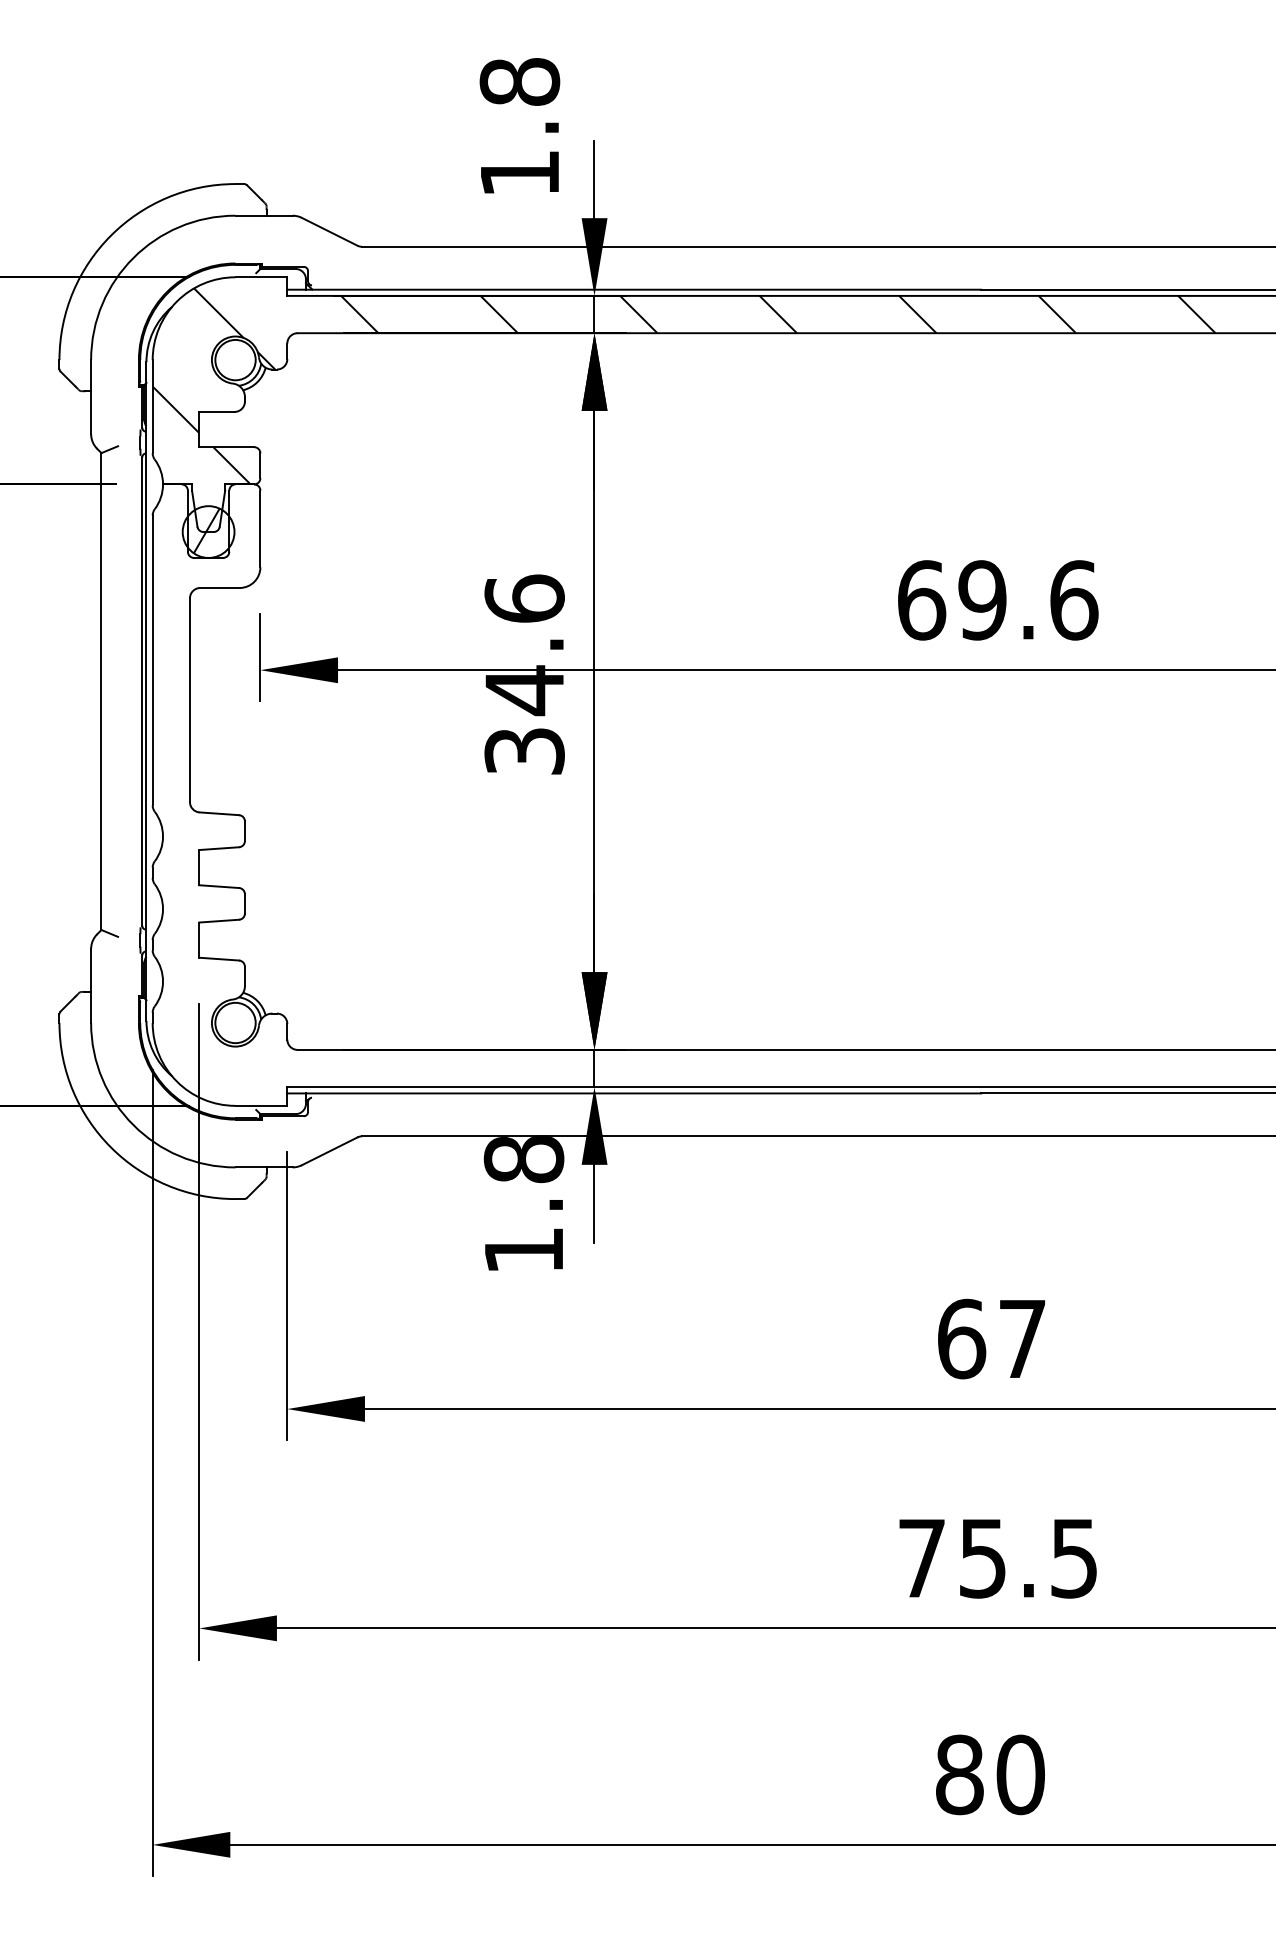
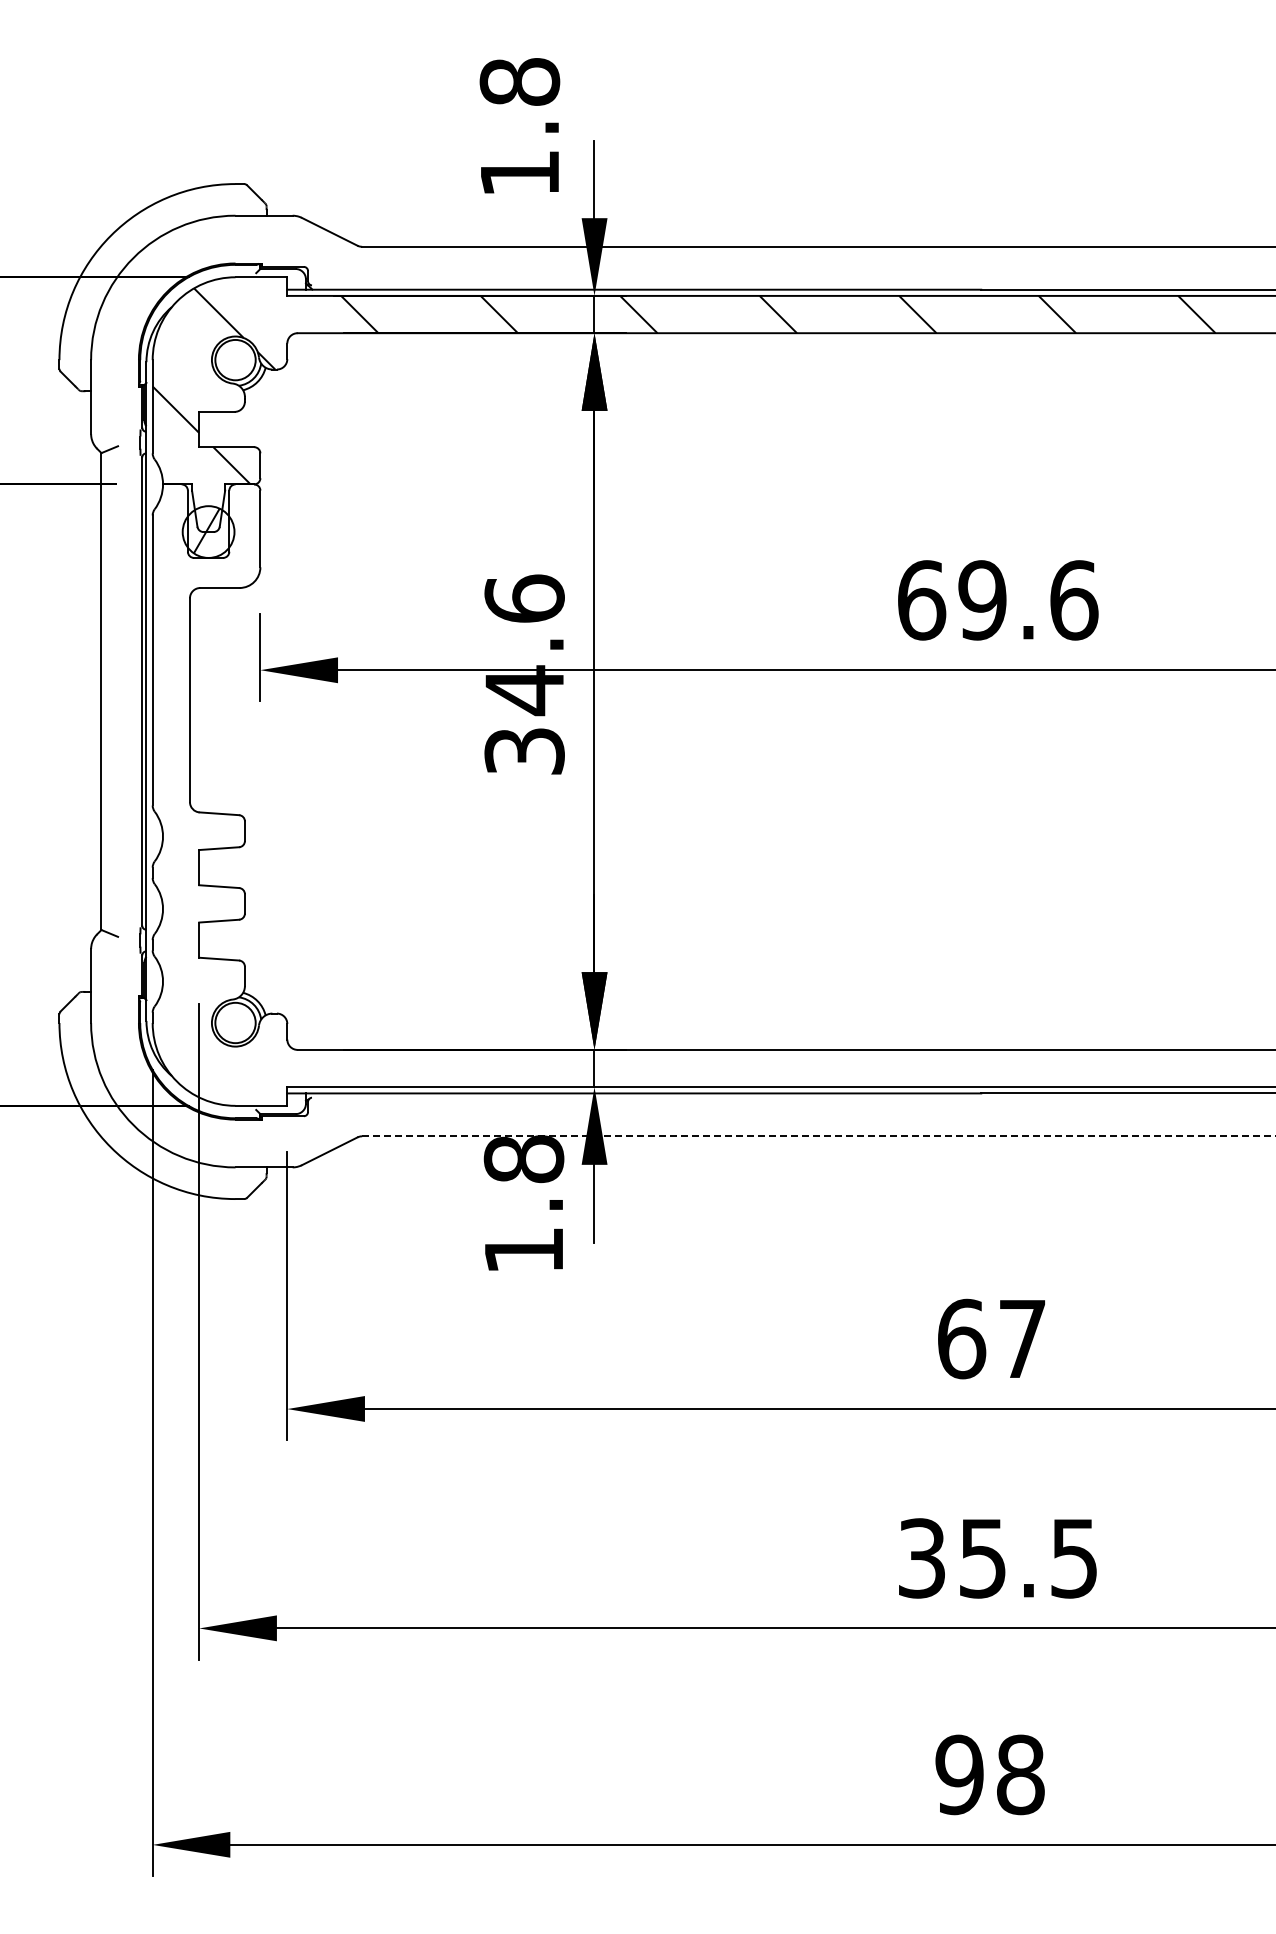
line: solid -> dashed (818, 1136)
text: 75.5 -> 35.5 (921, 1558)
text: 80 -> 98 (989, 1774)
